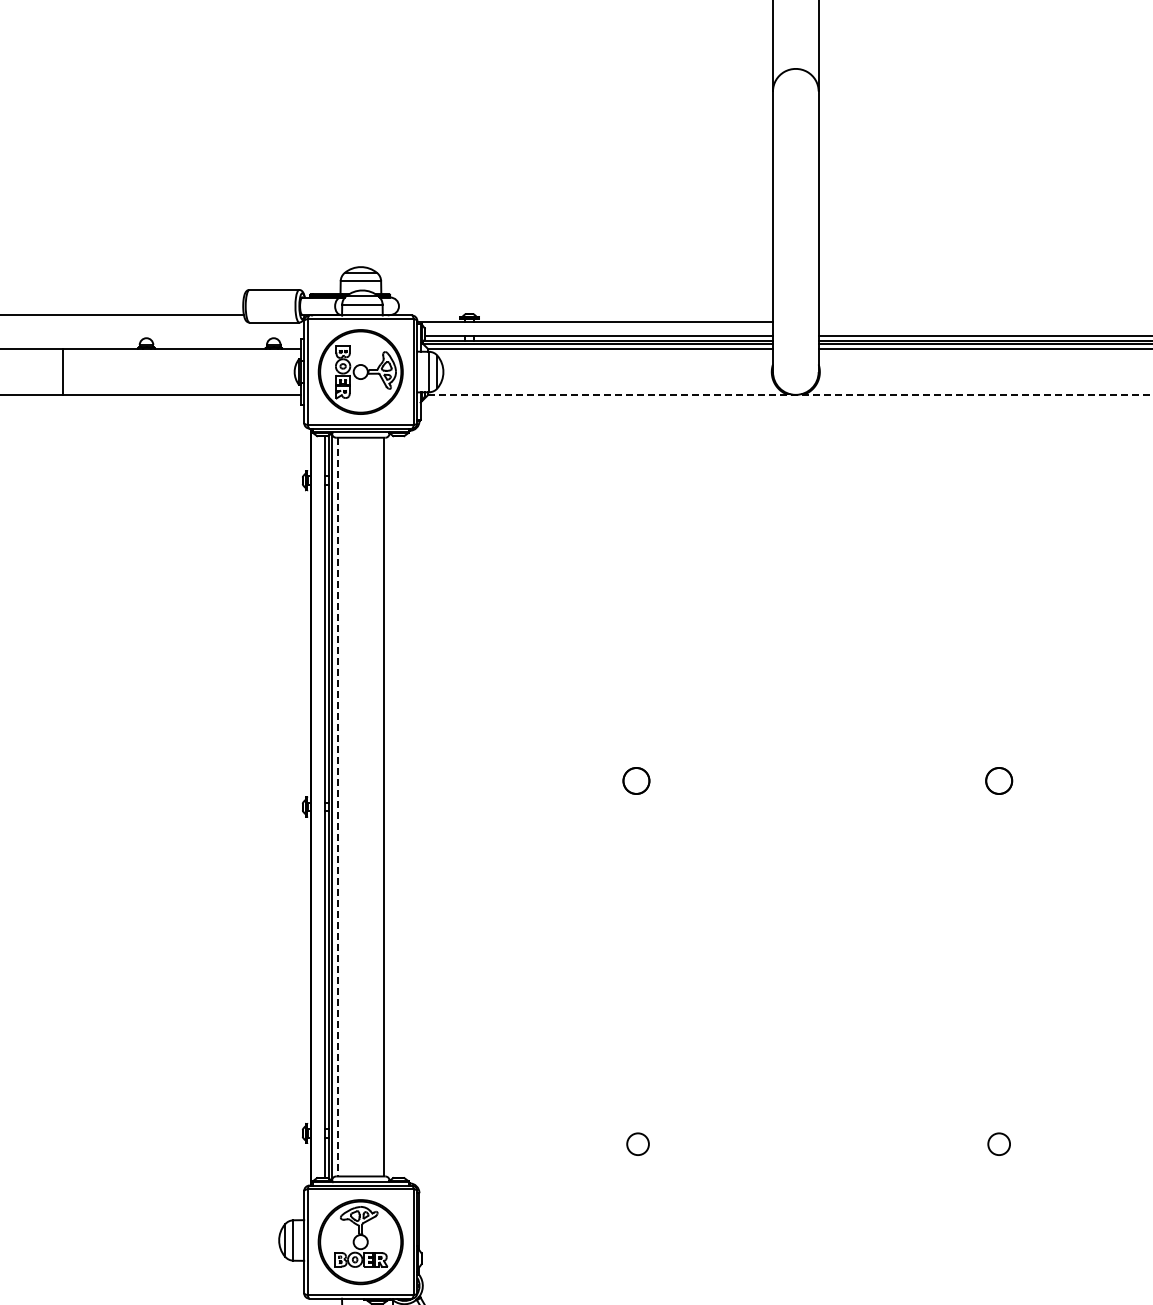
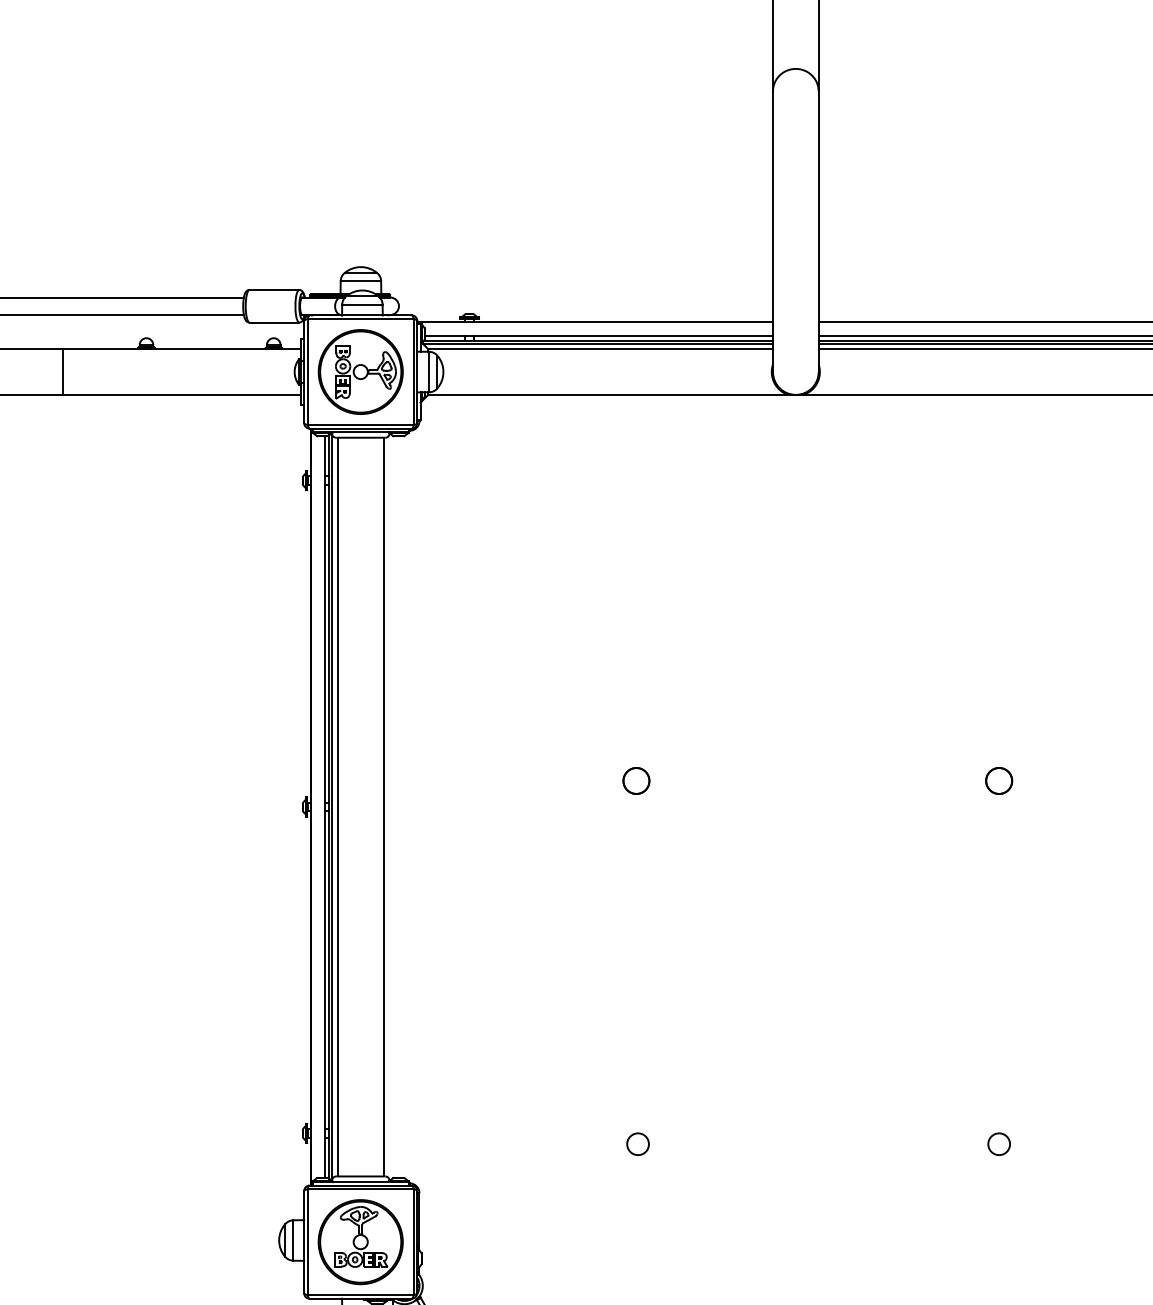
line: none -> present (122, 297)
line: none -> present (983, 322)
line: dashed -> solid (790, 394)
line: dashed -> solid (337, 807)
